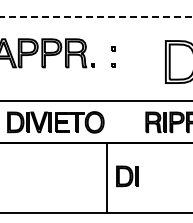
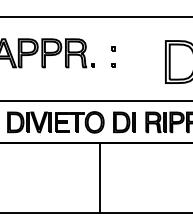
line: dashed -> solid (96, 17)
part position: (127, 176) -> (124, 122) (124, 122)
line position: (107, 178) -> (100, 178) (100, 178)
